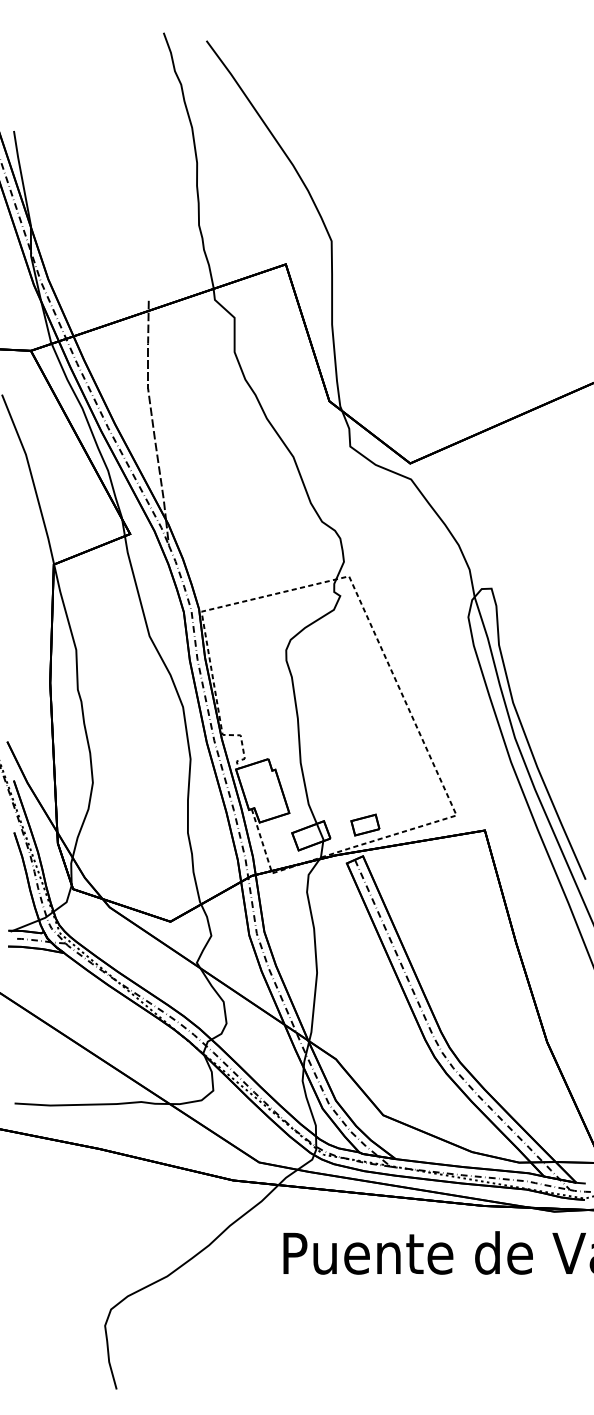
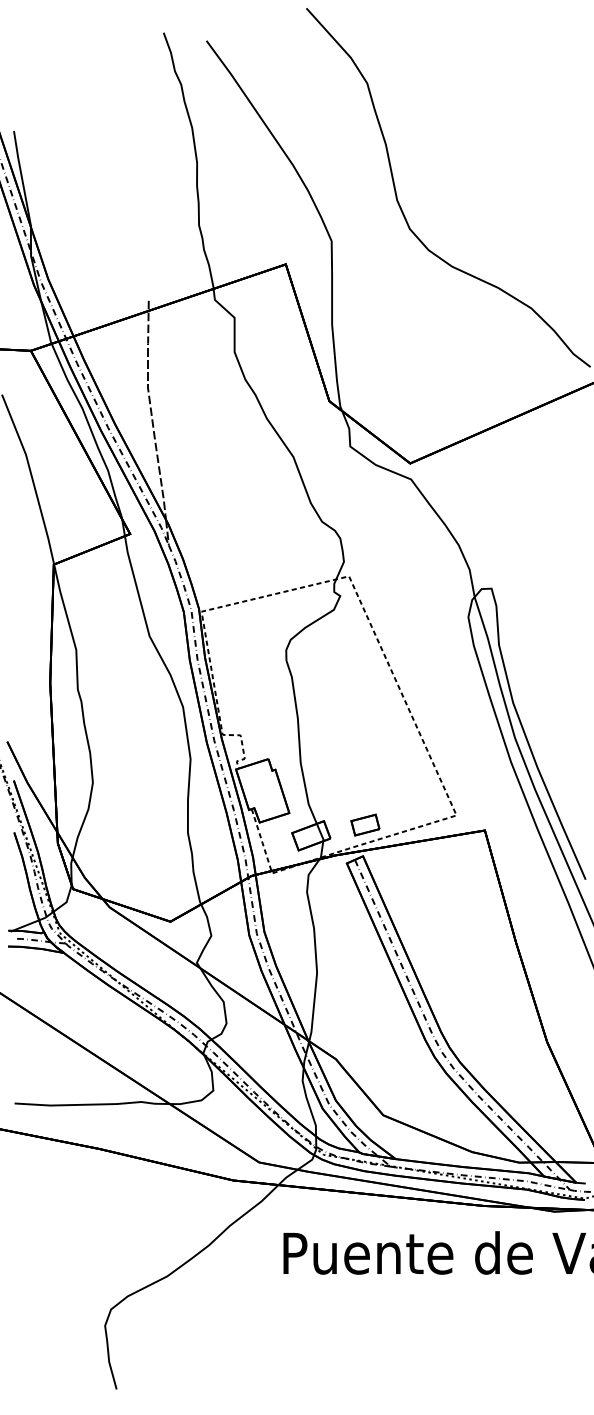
curve: none -> present (402, 209)
